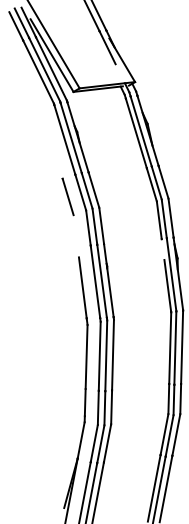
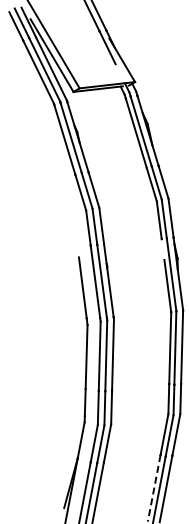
line: present -> none (67, 196)
line: solid -> dashed (154, 488)
